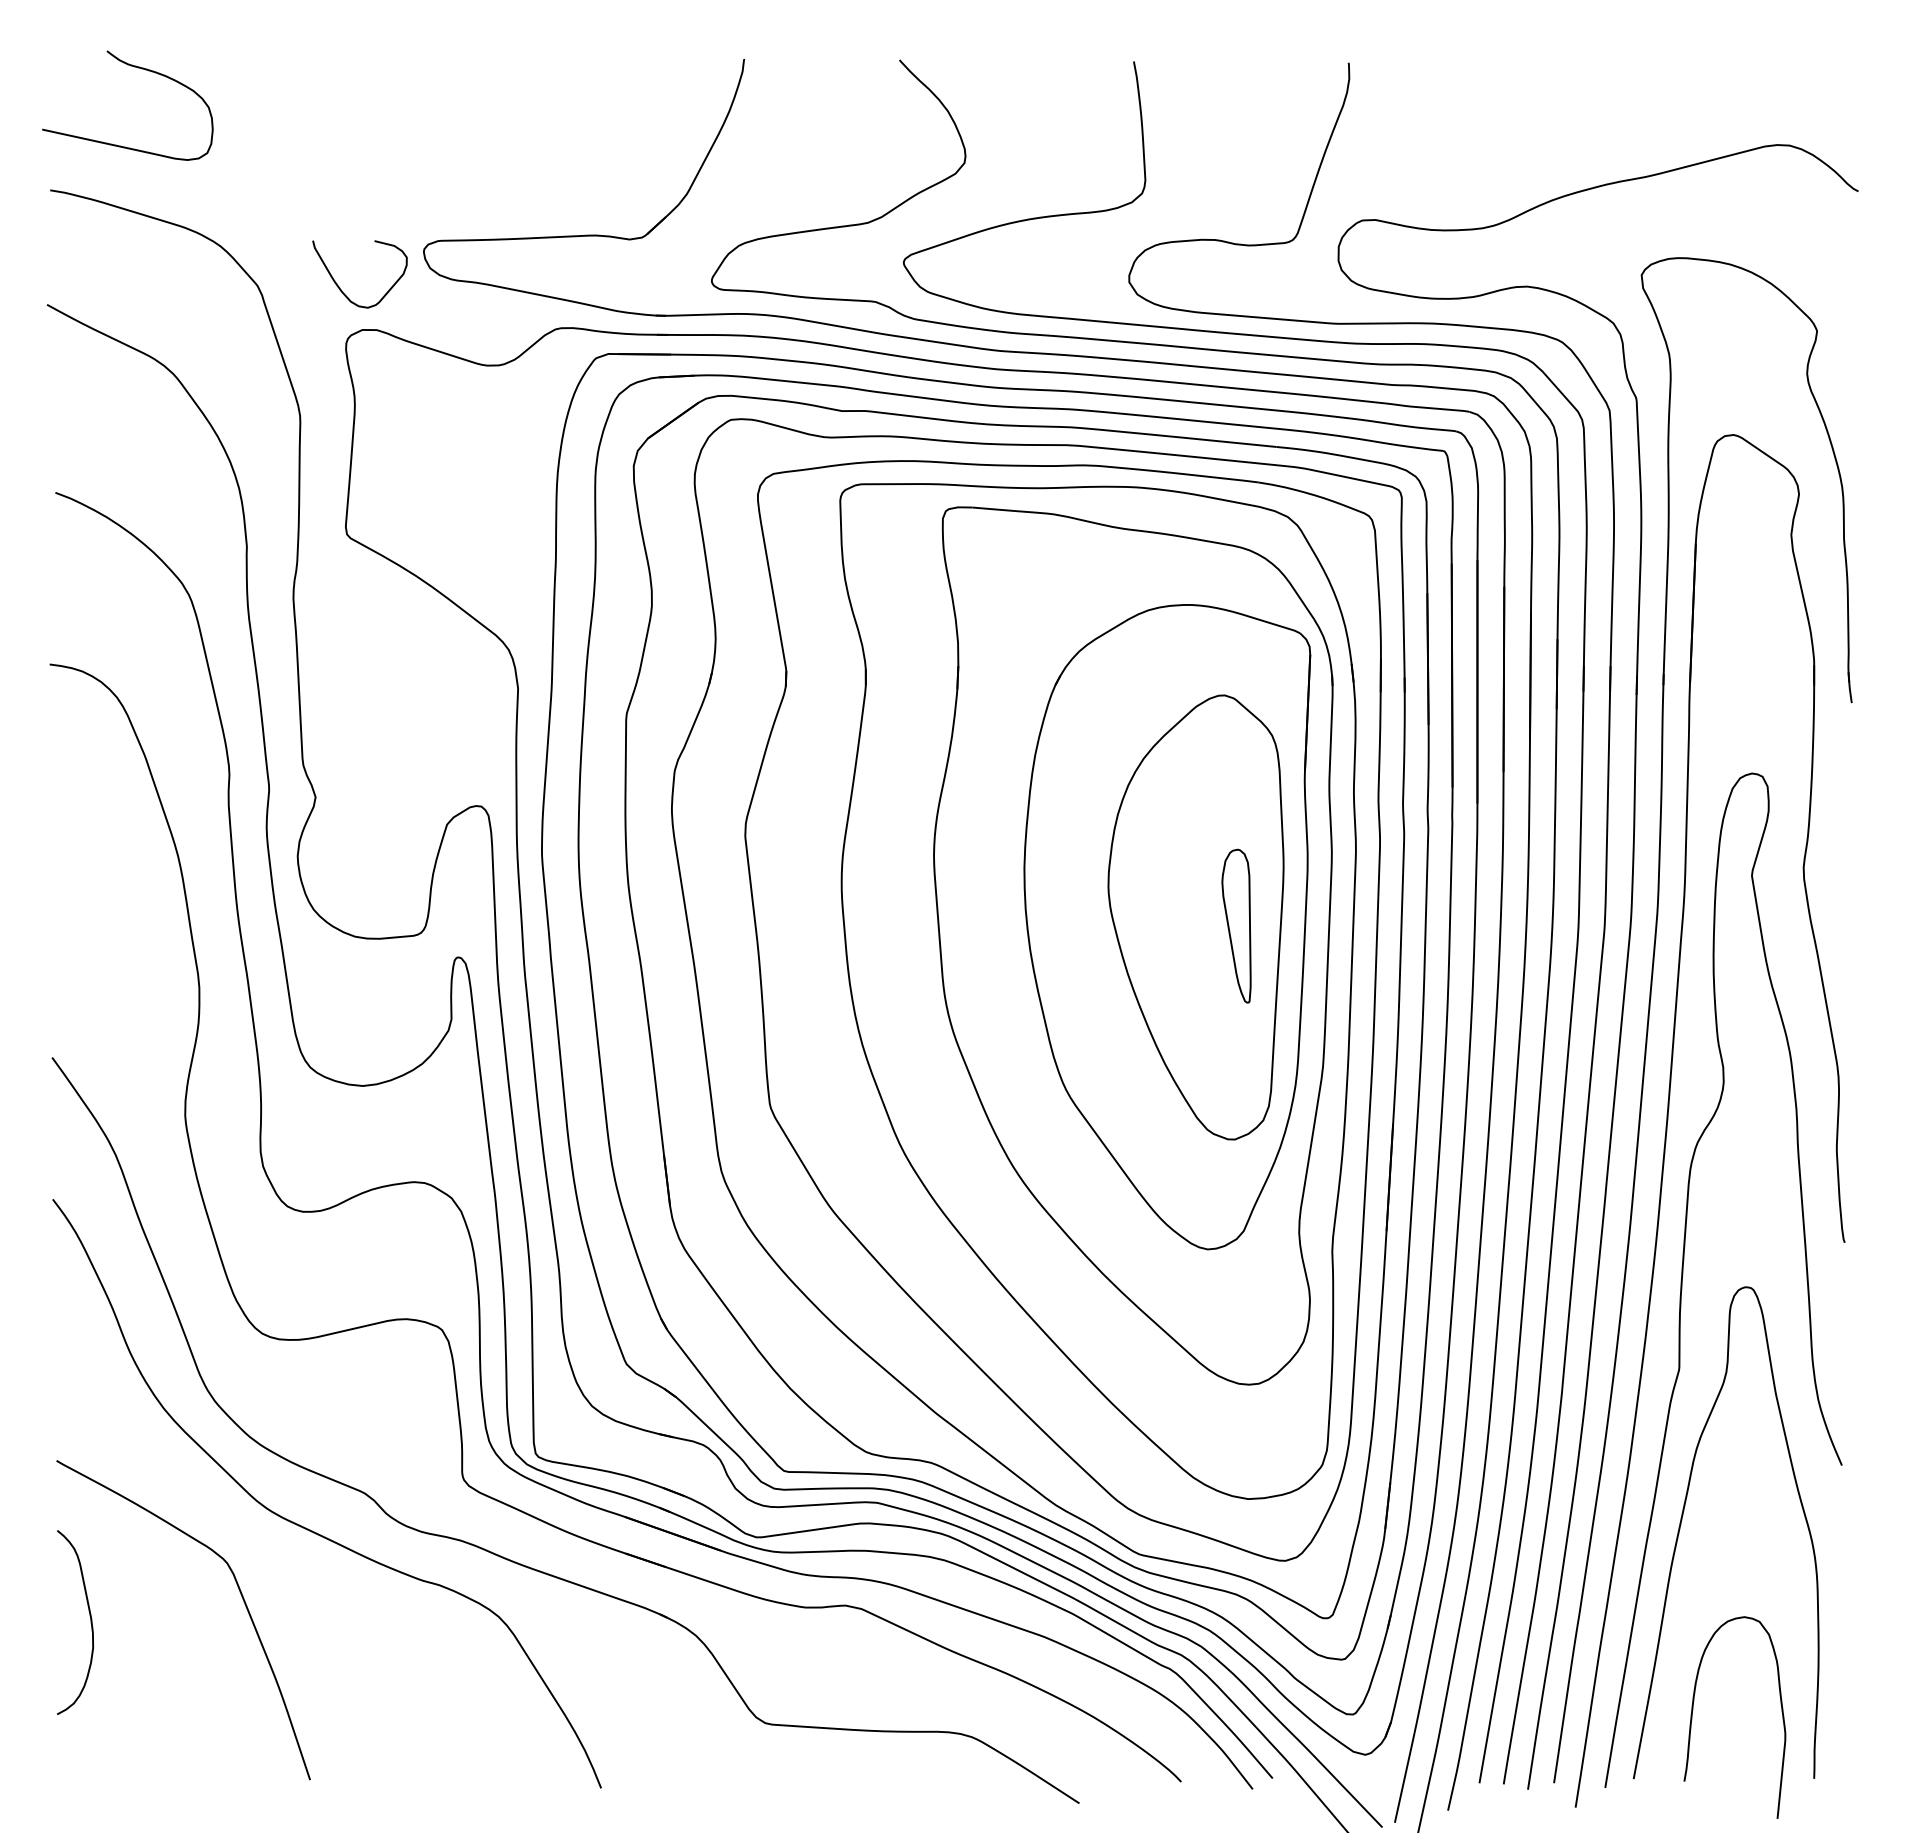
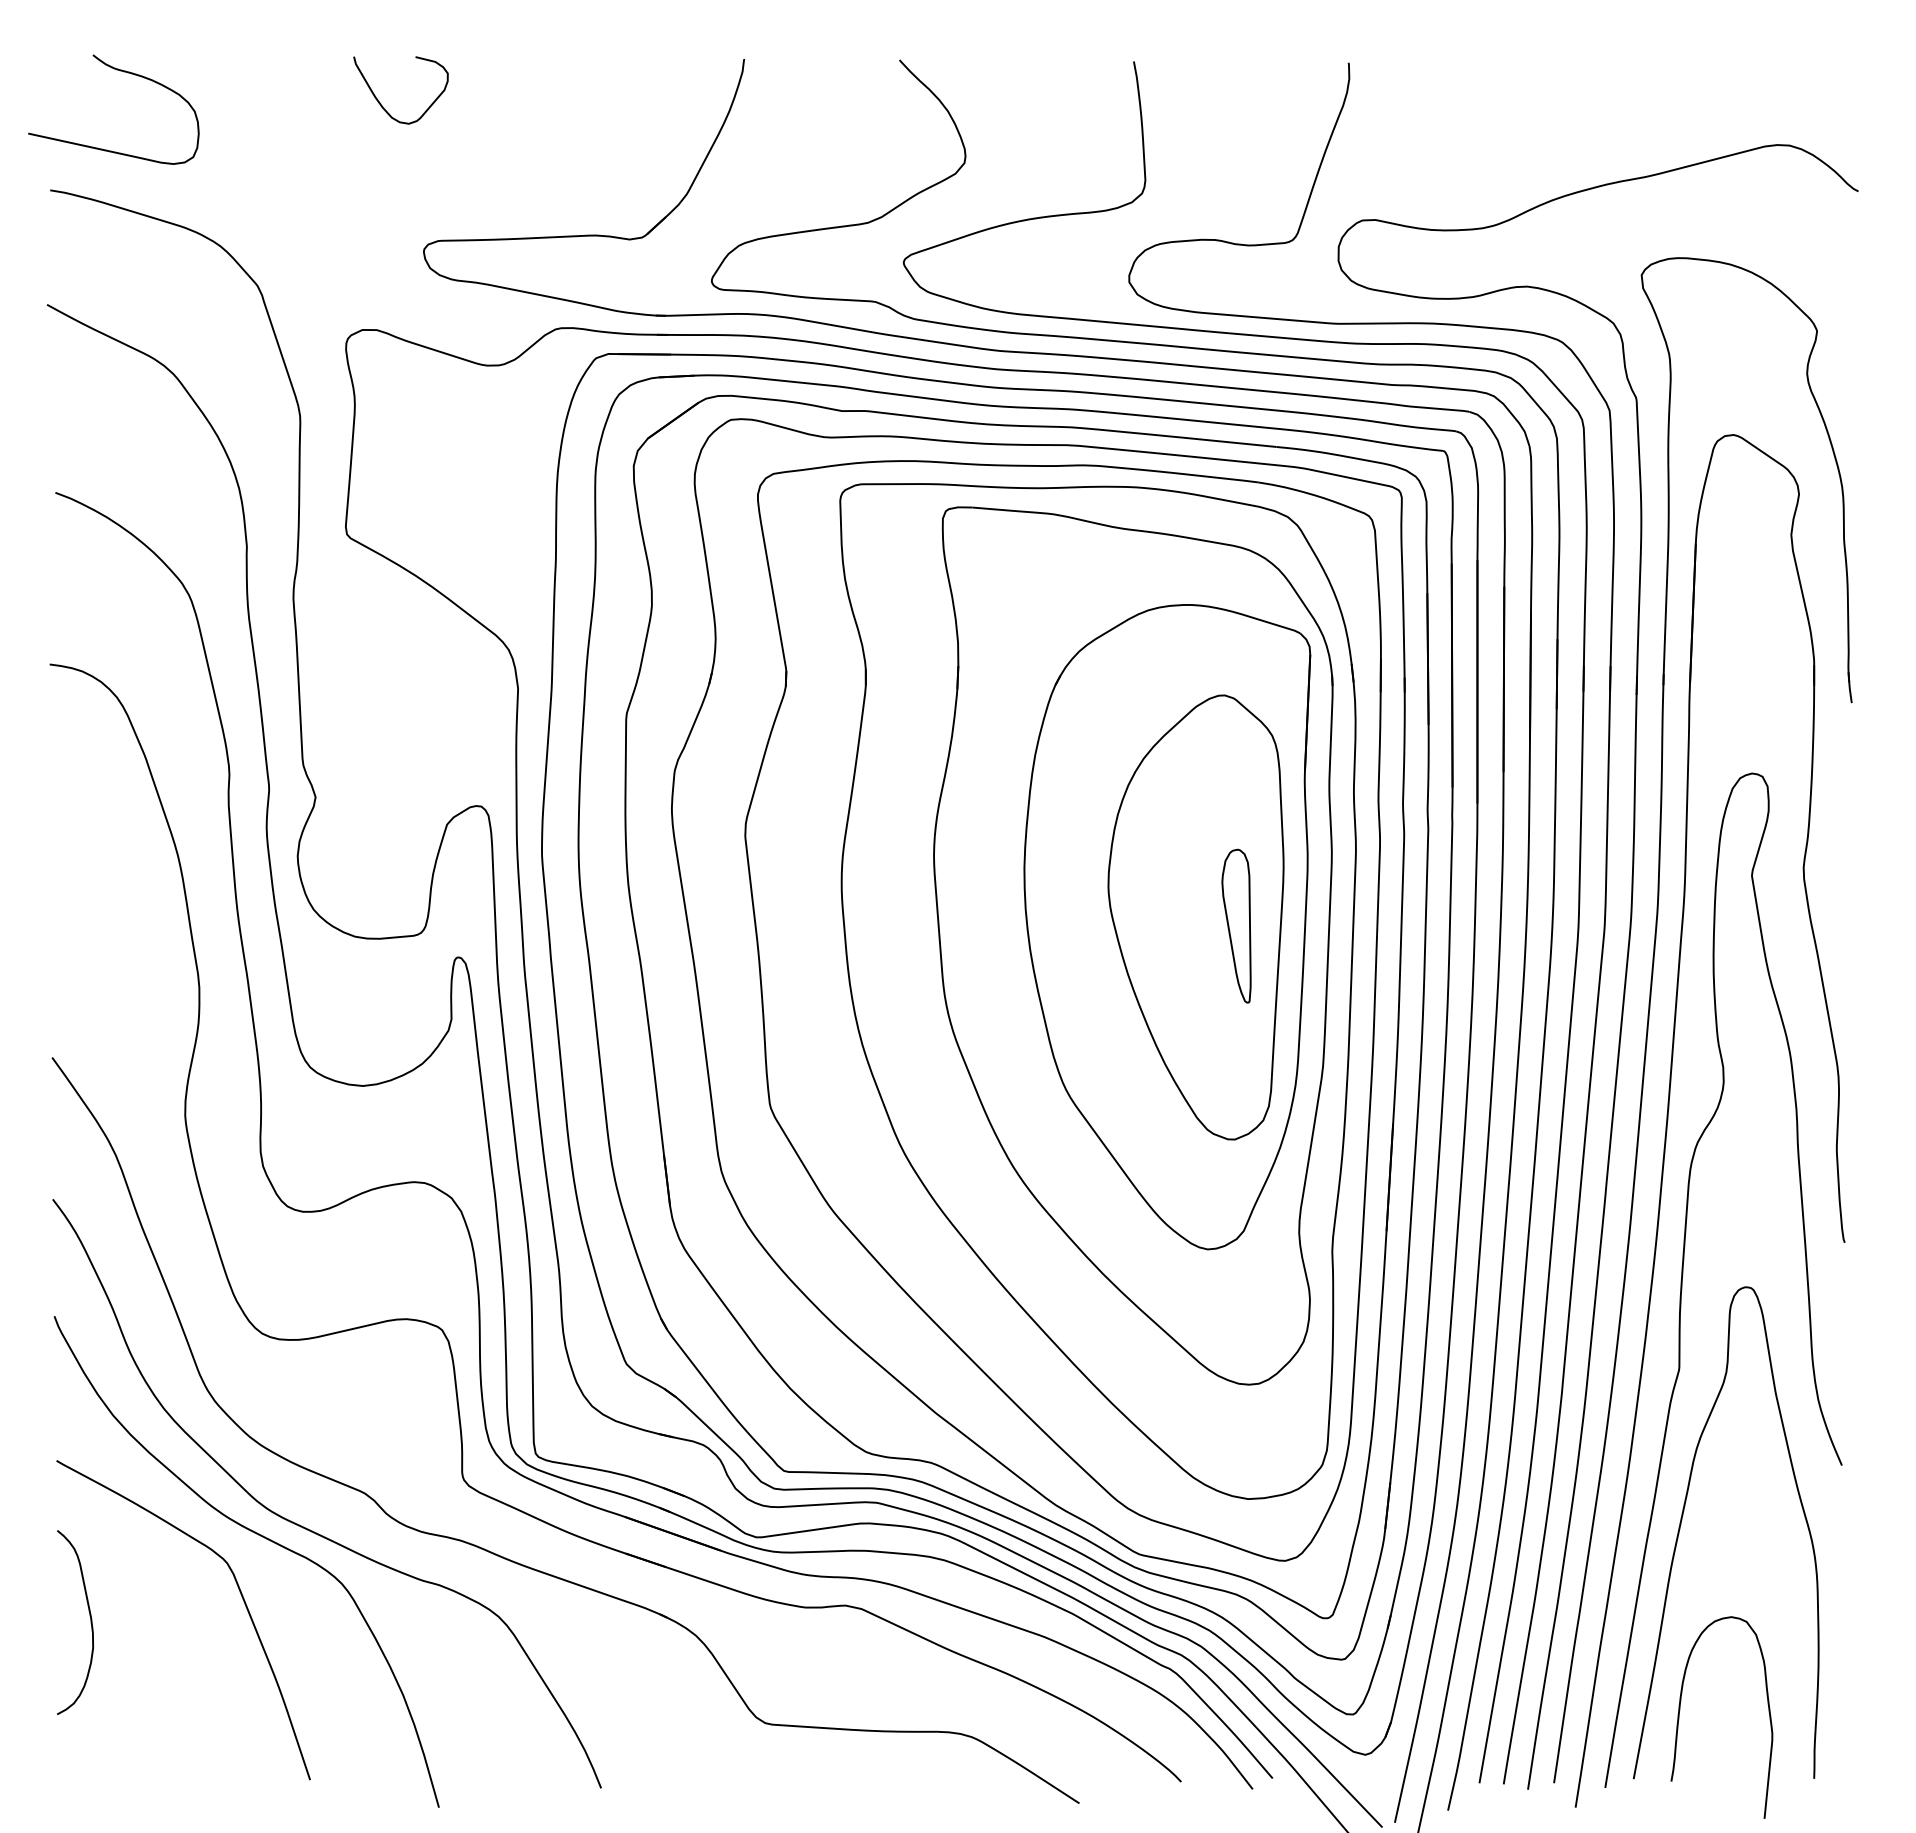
curve position: (138, 68) -> (124, 72) (124, 72)
curve position: (339, 286) -> (380, 102) (380, 102)
curve: none -> present (258, 1535)
curve position: (1693, 1710) -> (1680, 1710) (1680, 1710)
